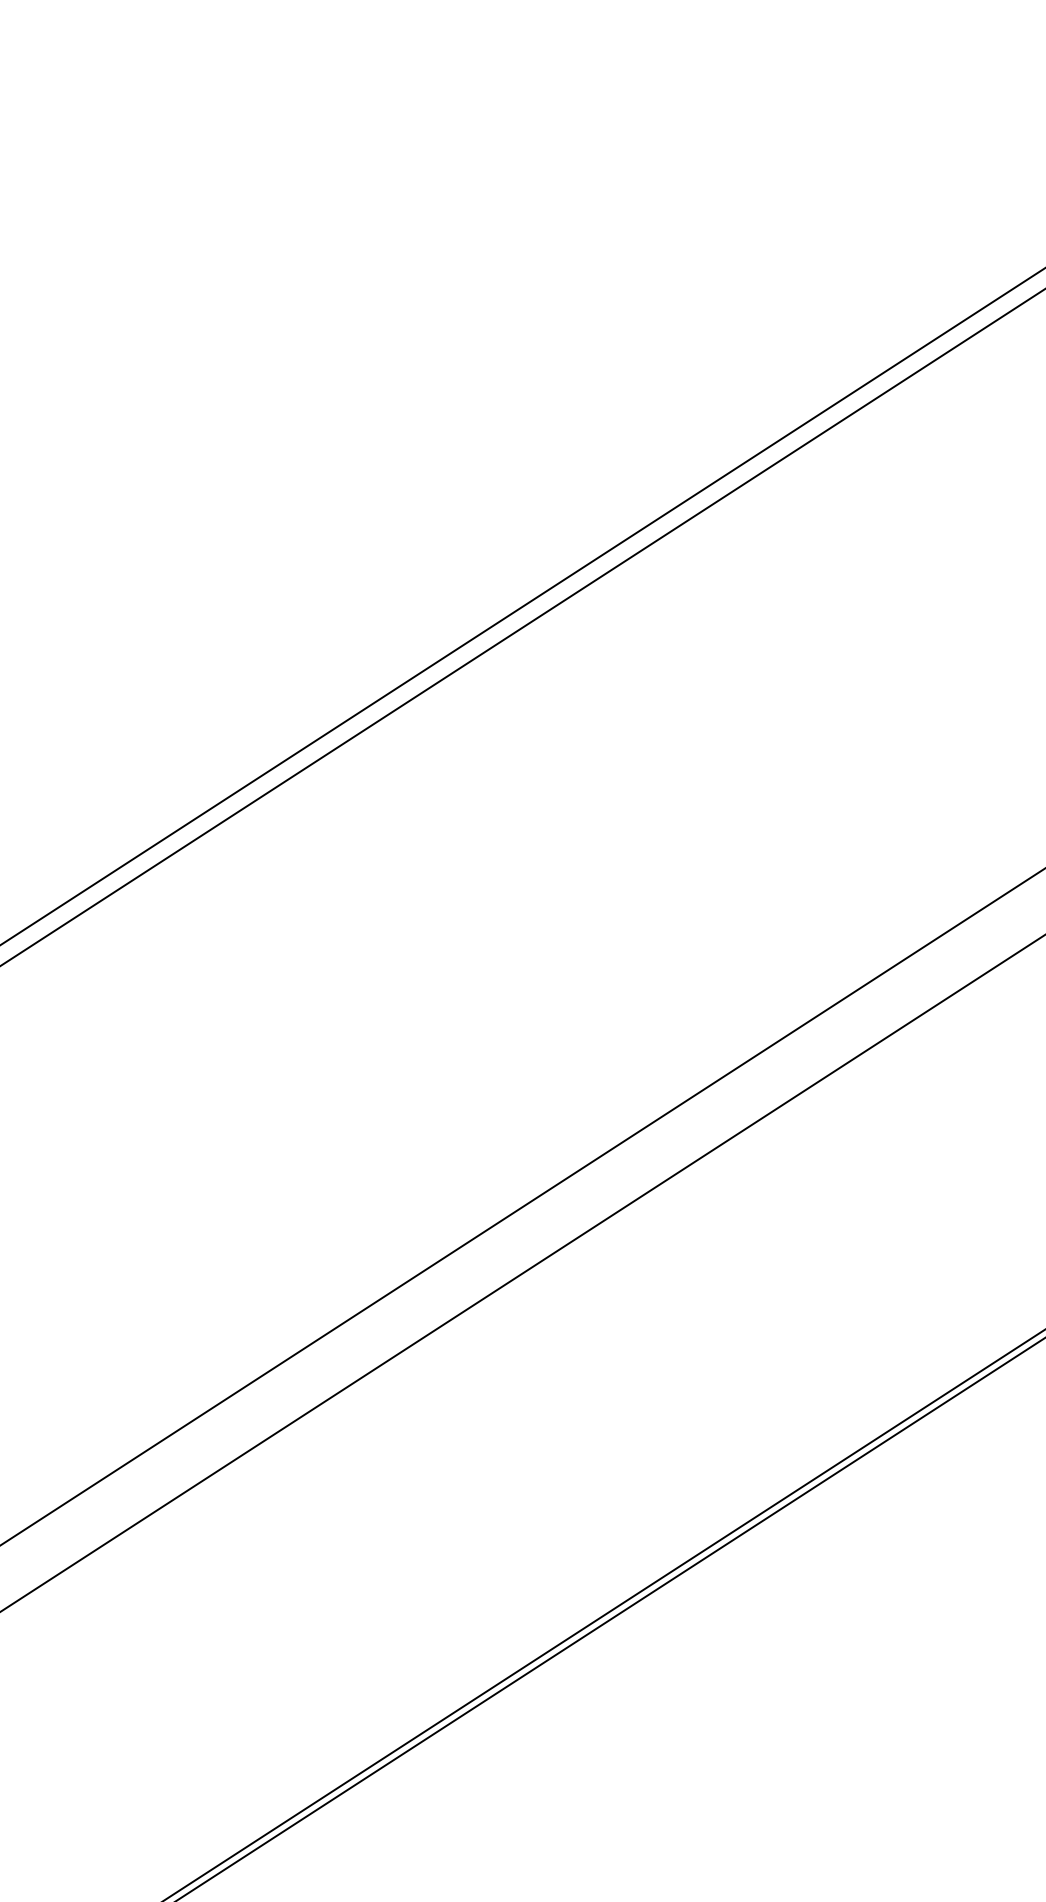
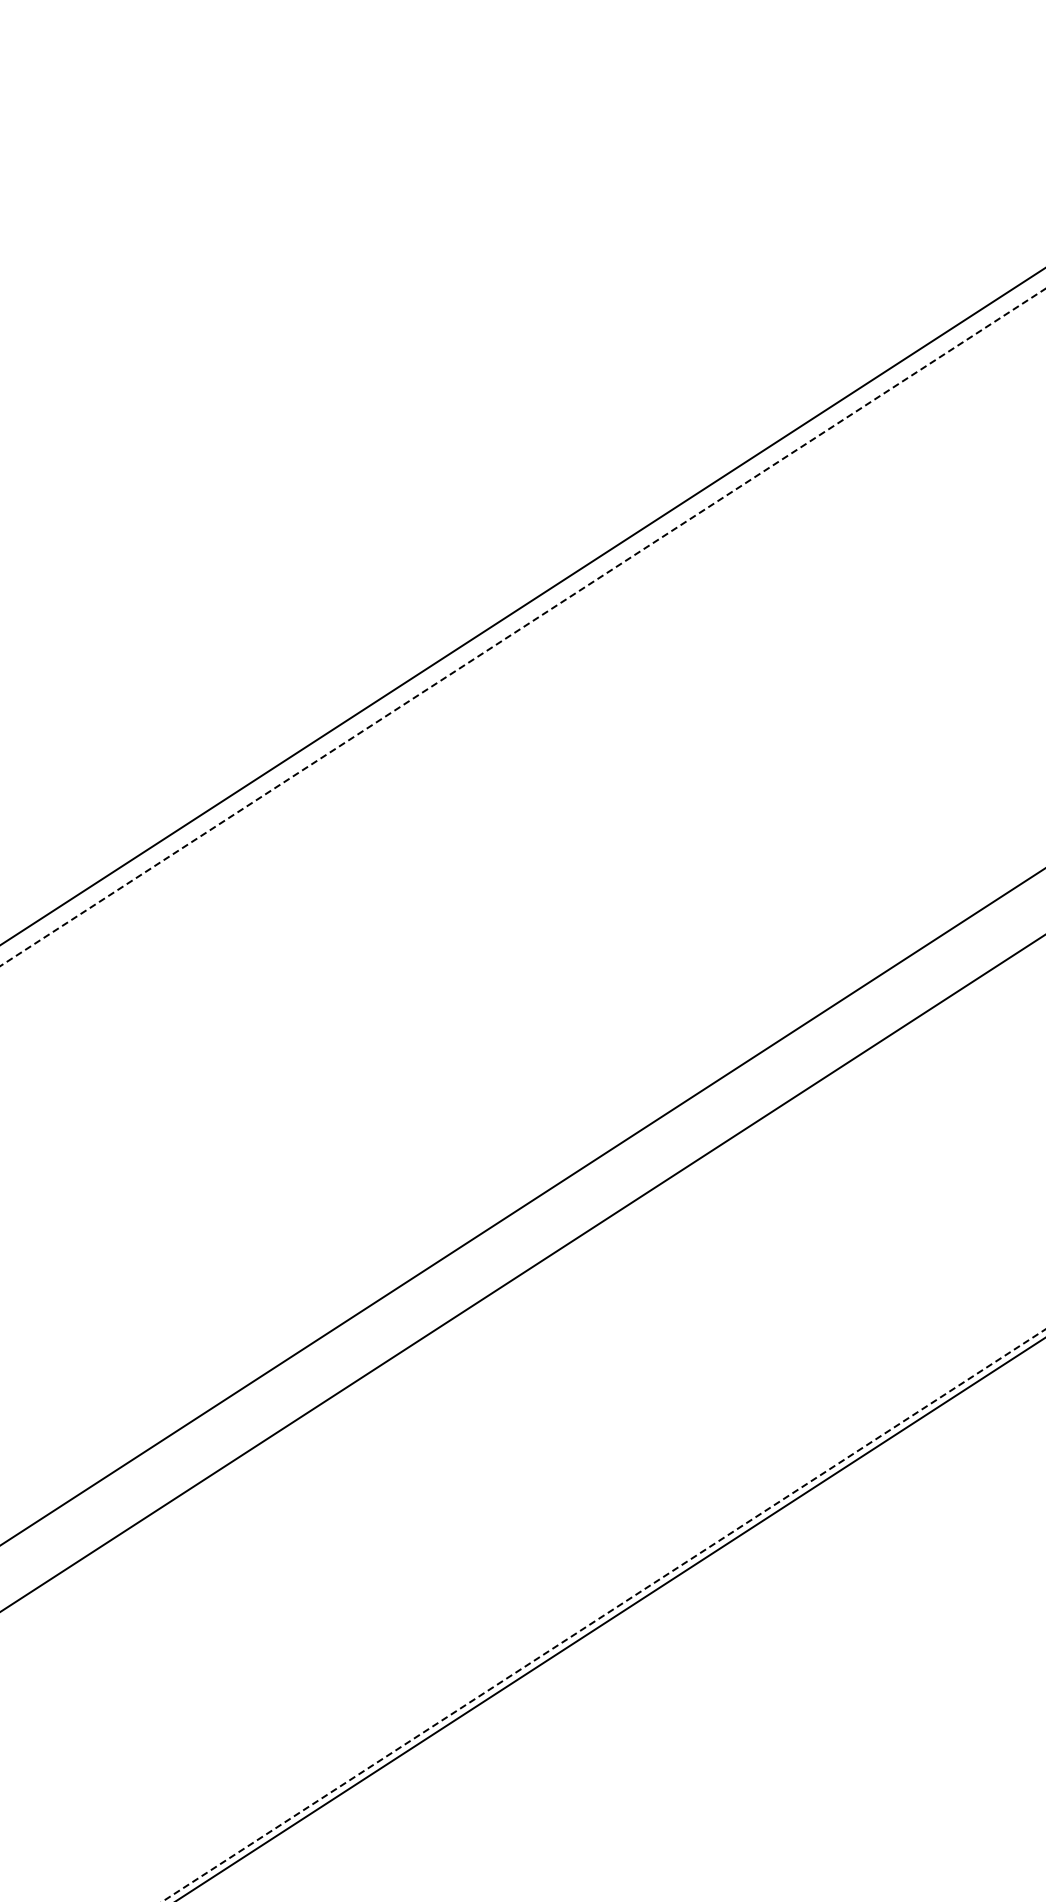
line: solid -> dashed (523, 627)
line: solid -> dashed (604, 1615)
